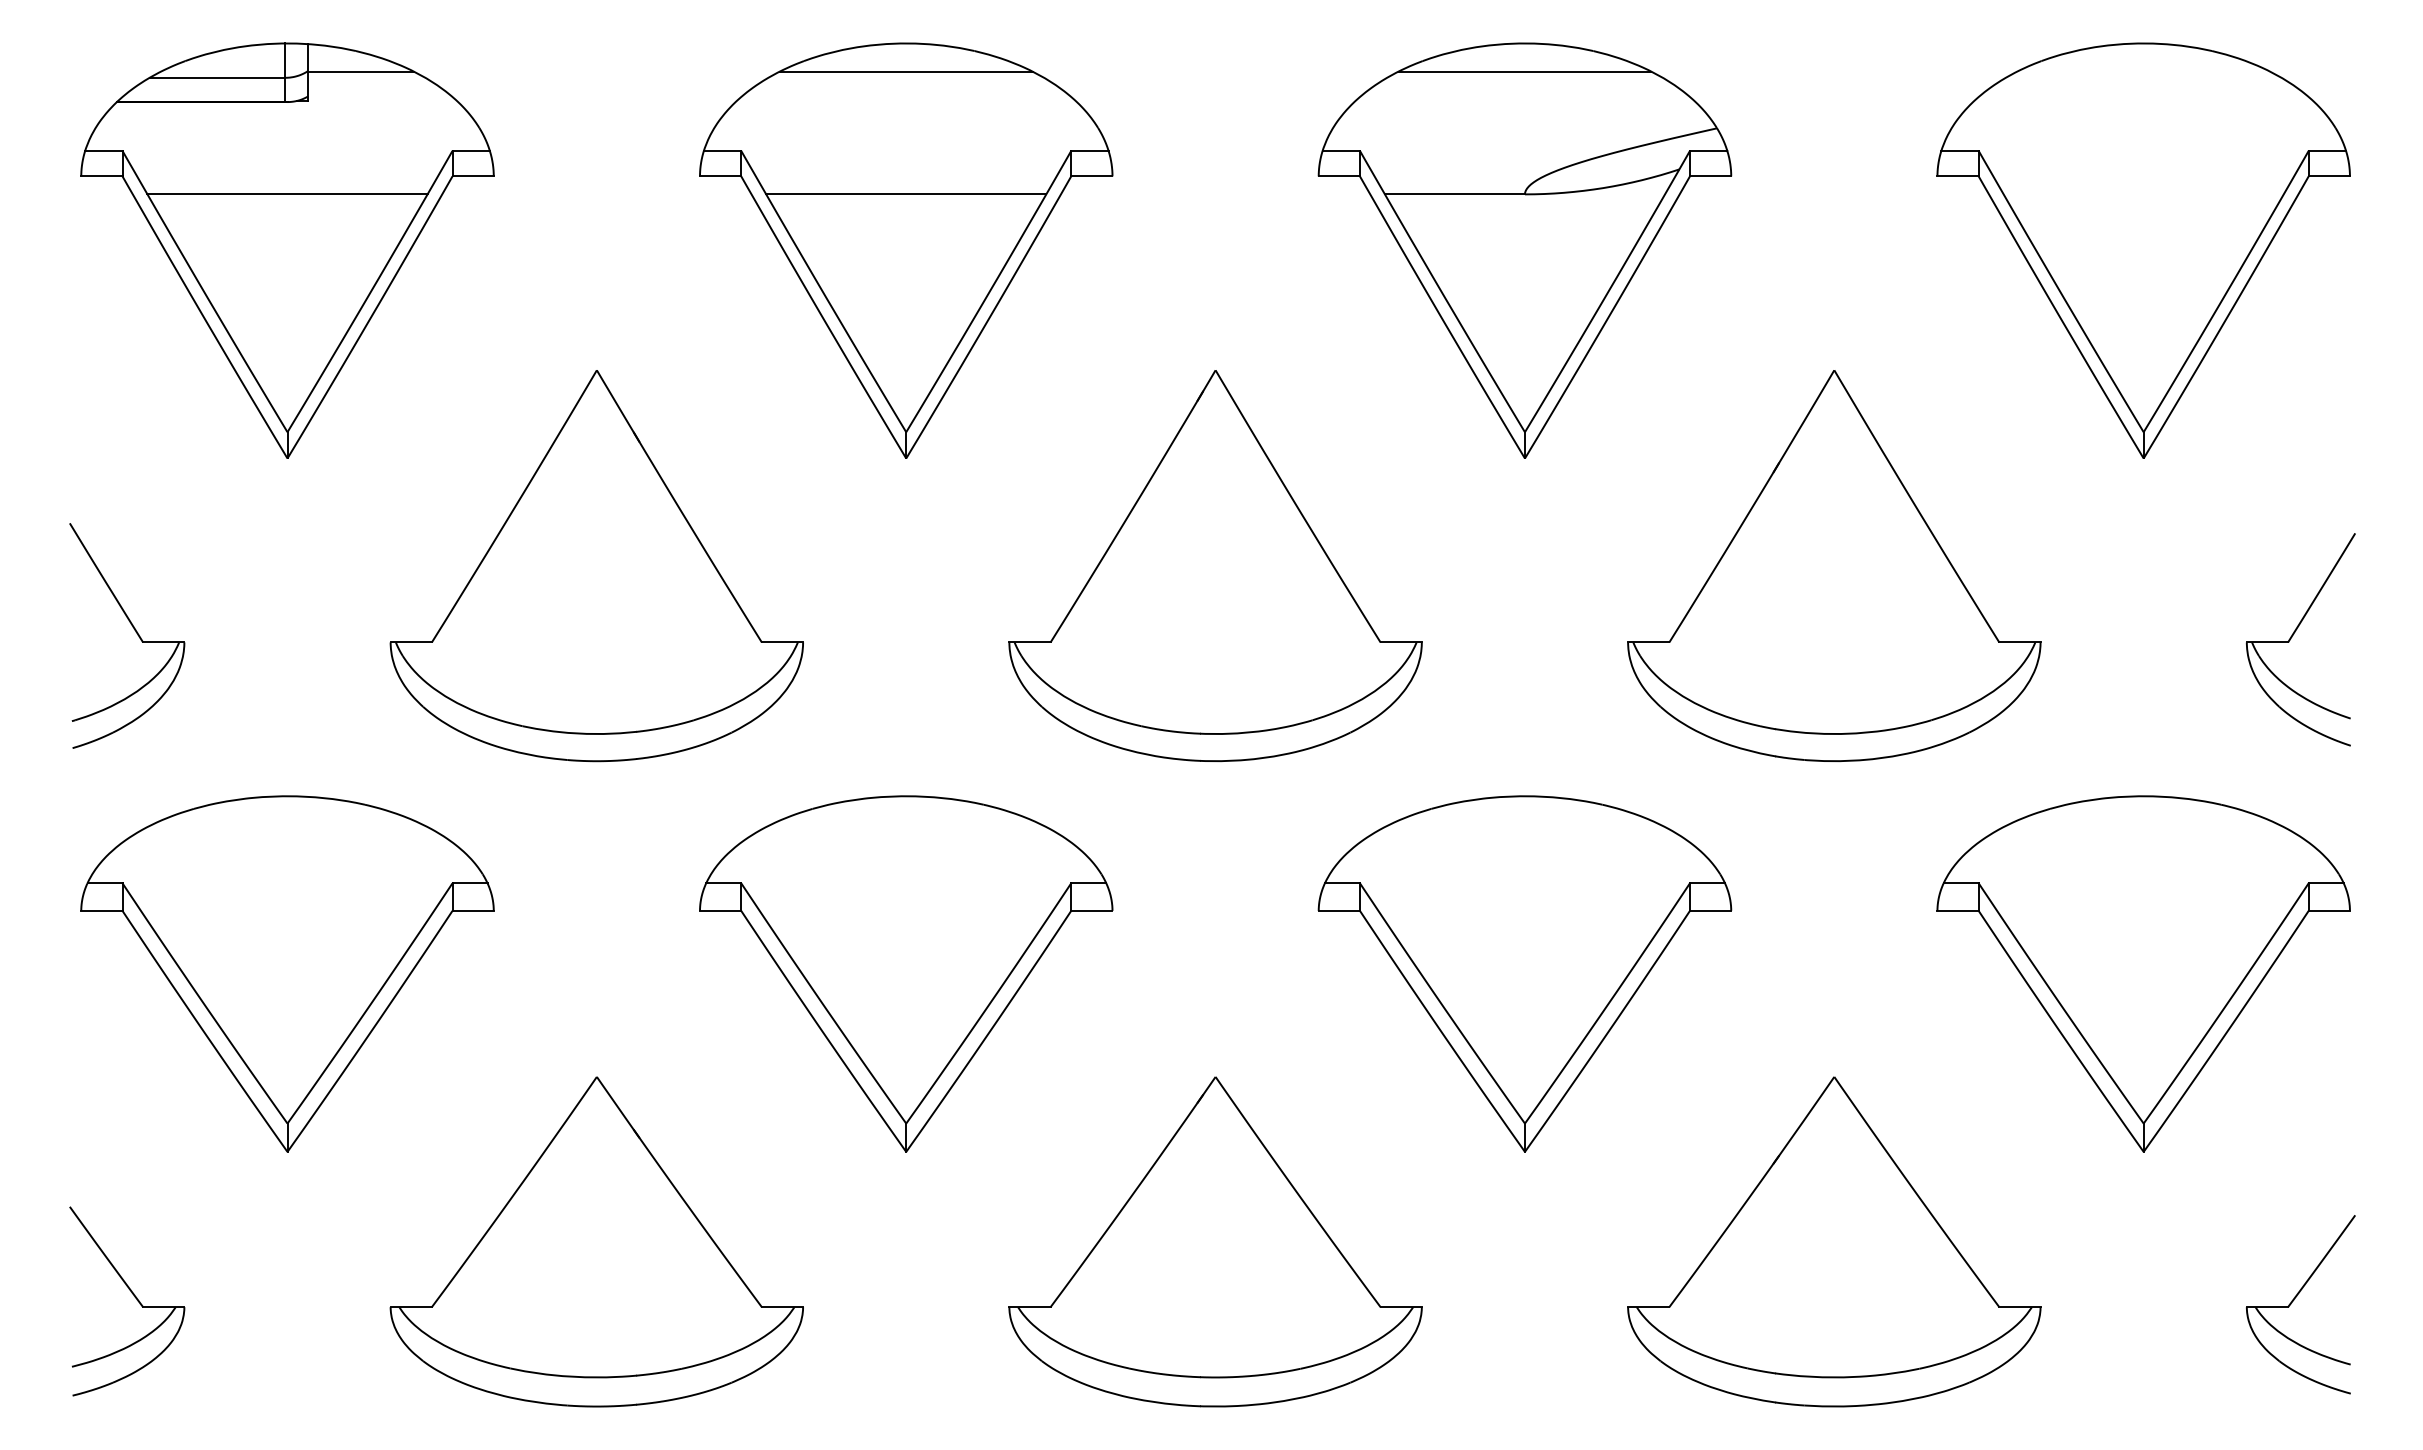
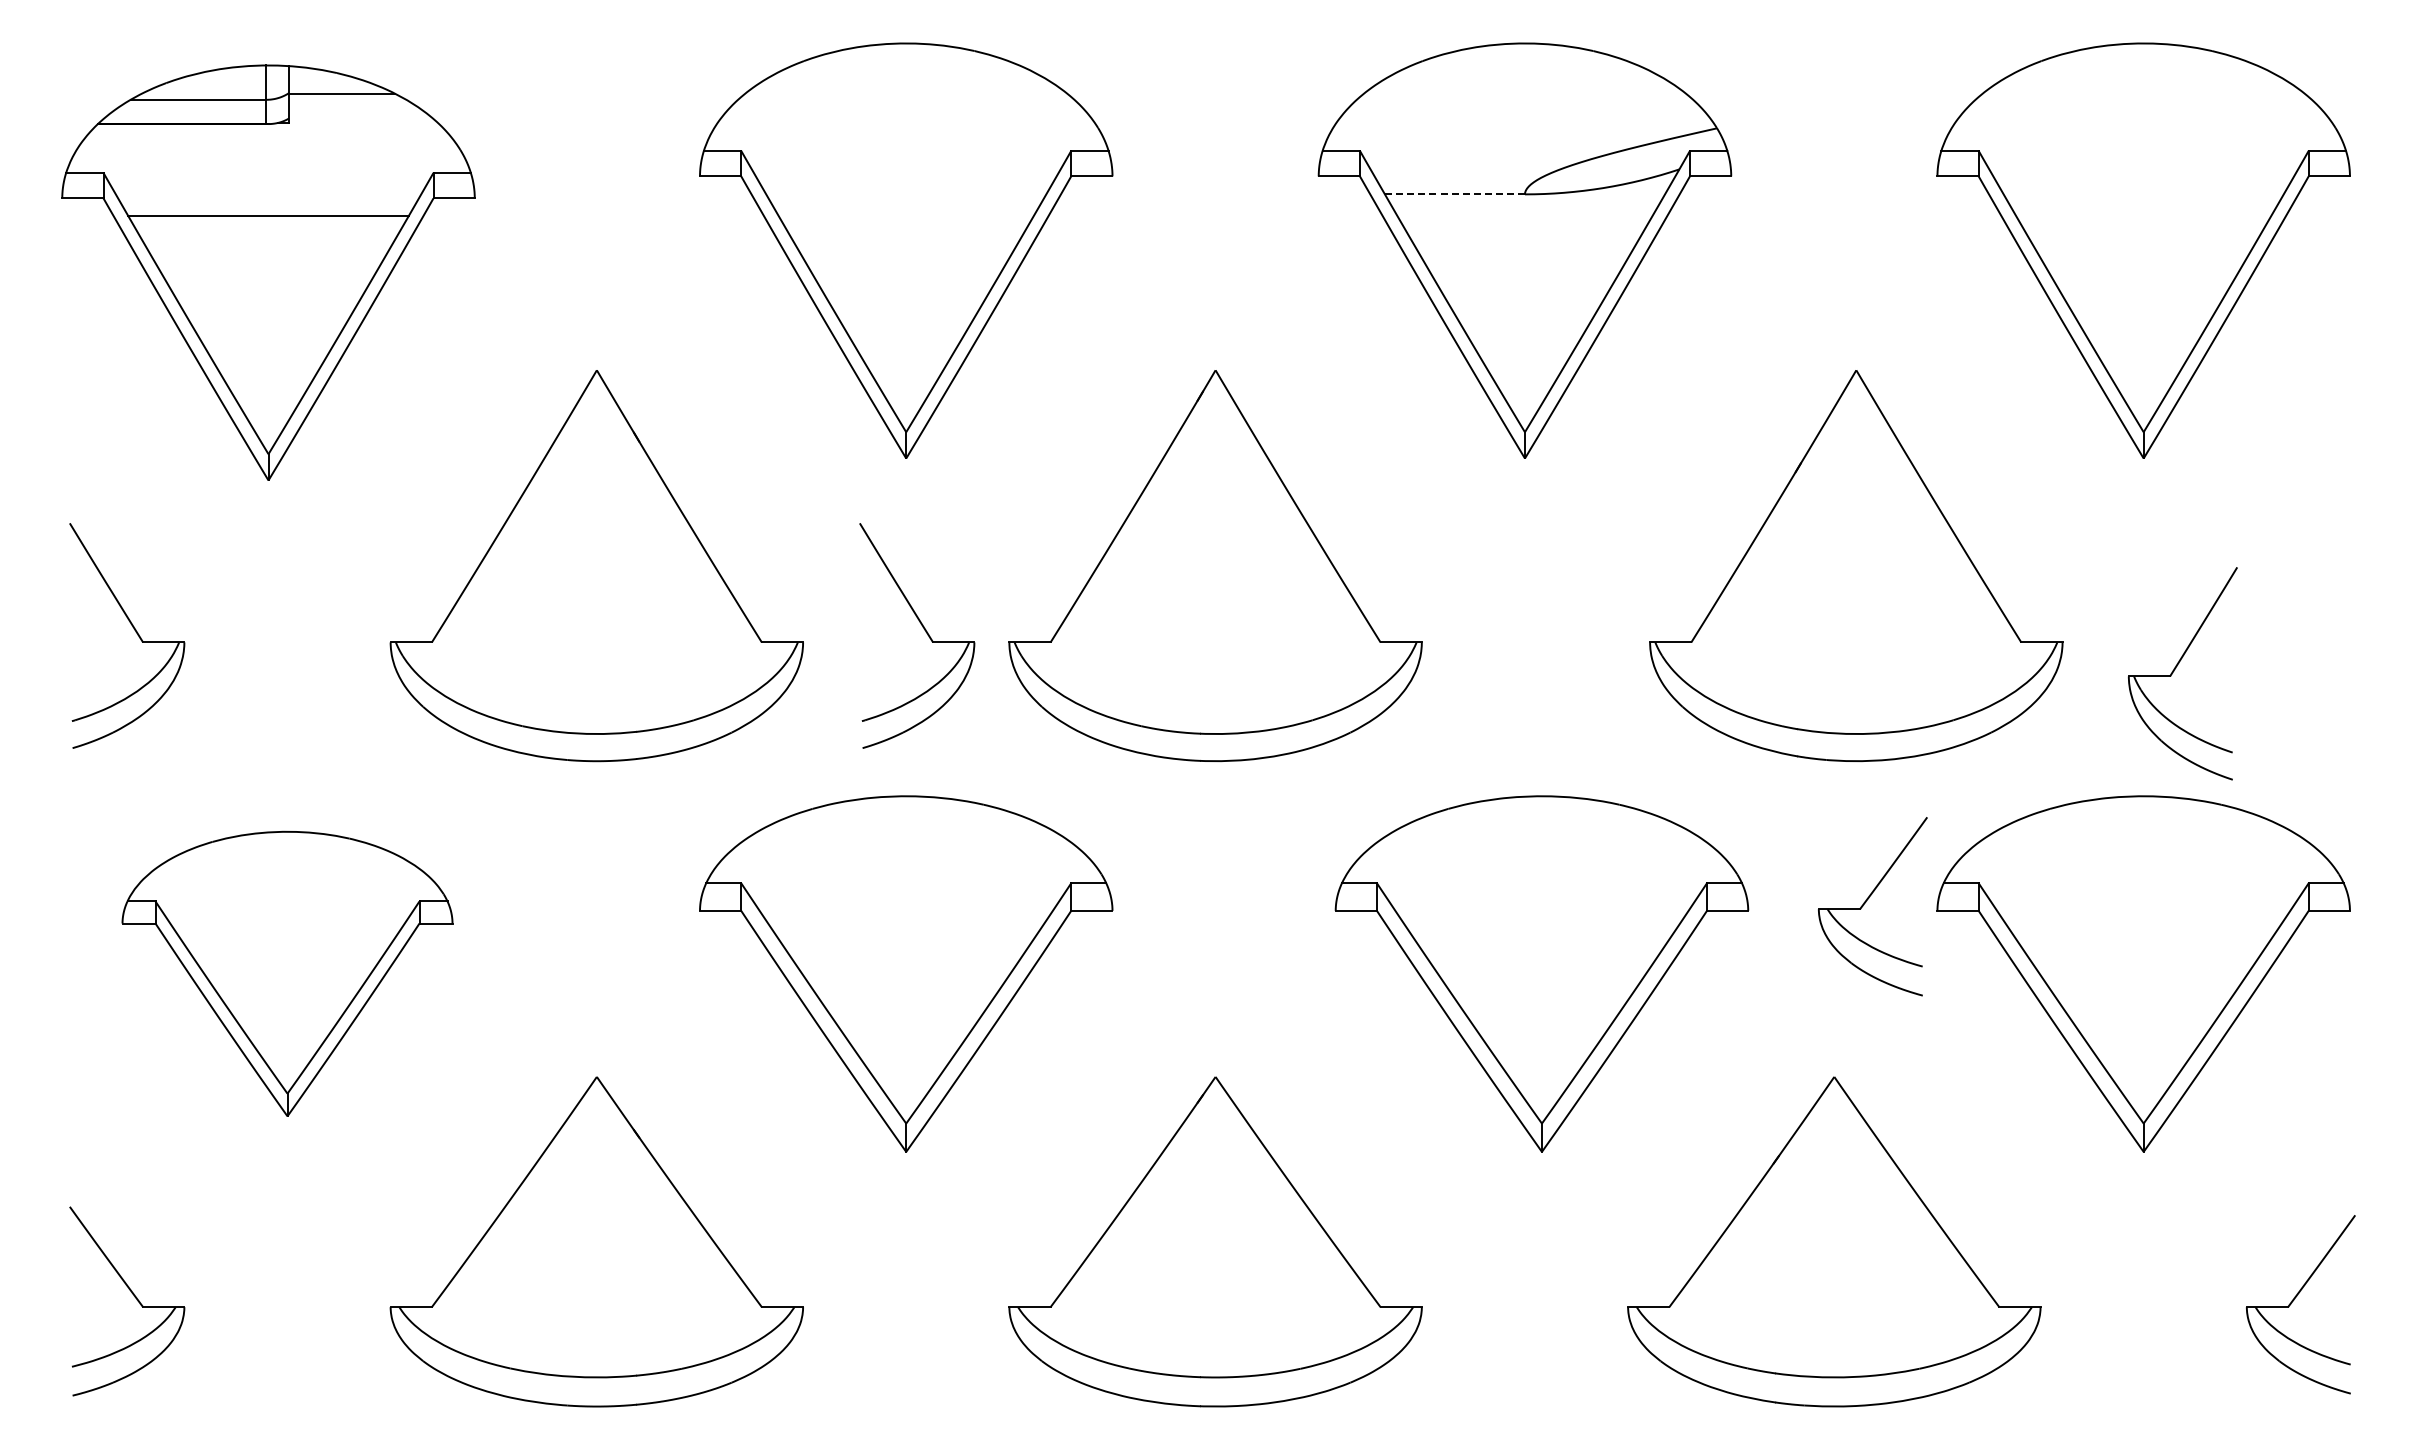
line: present -> none (905, 71)
line: present -> none (1524, 71)
line: present -> none (906, 194)
line: solid -> dashed (1455, 194)
part position: (287, 250) -> (268, 272) (268, 272)
part position: (1834, 566) -> (1856, 566) (1856, 566)
part: none -> present (925, 632)
part position: (2294, 634) -> (2176, 668) (2176, 668)
part: none -> present (1866, 902)
part size: 415x358 px -> 333x287 px (287, 973)
part position: (1524, 973) -> (1541, 973) (1541, 973)
